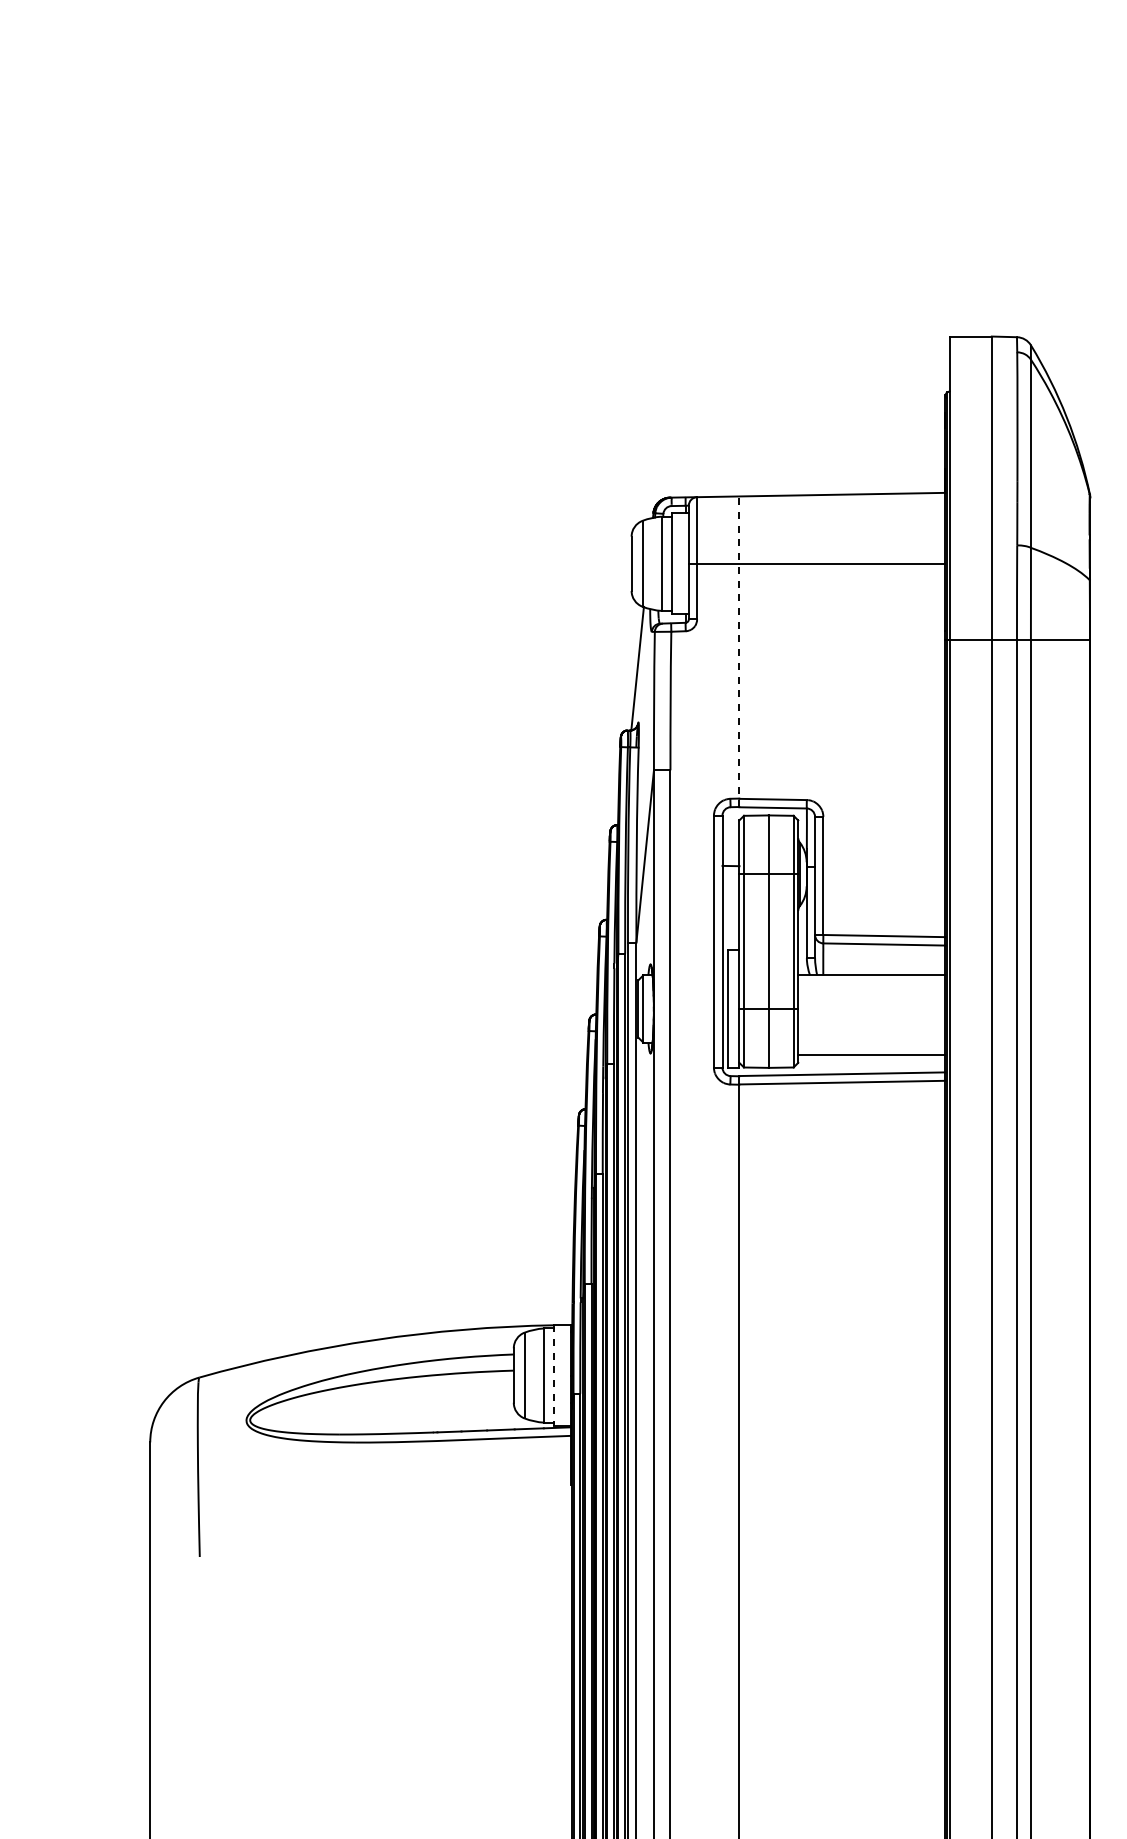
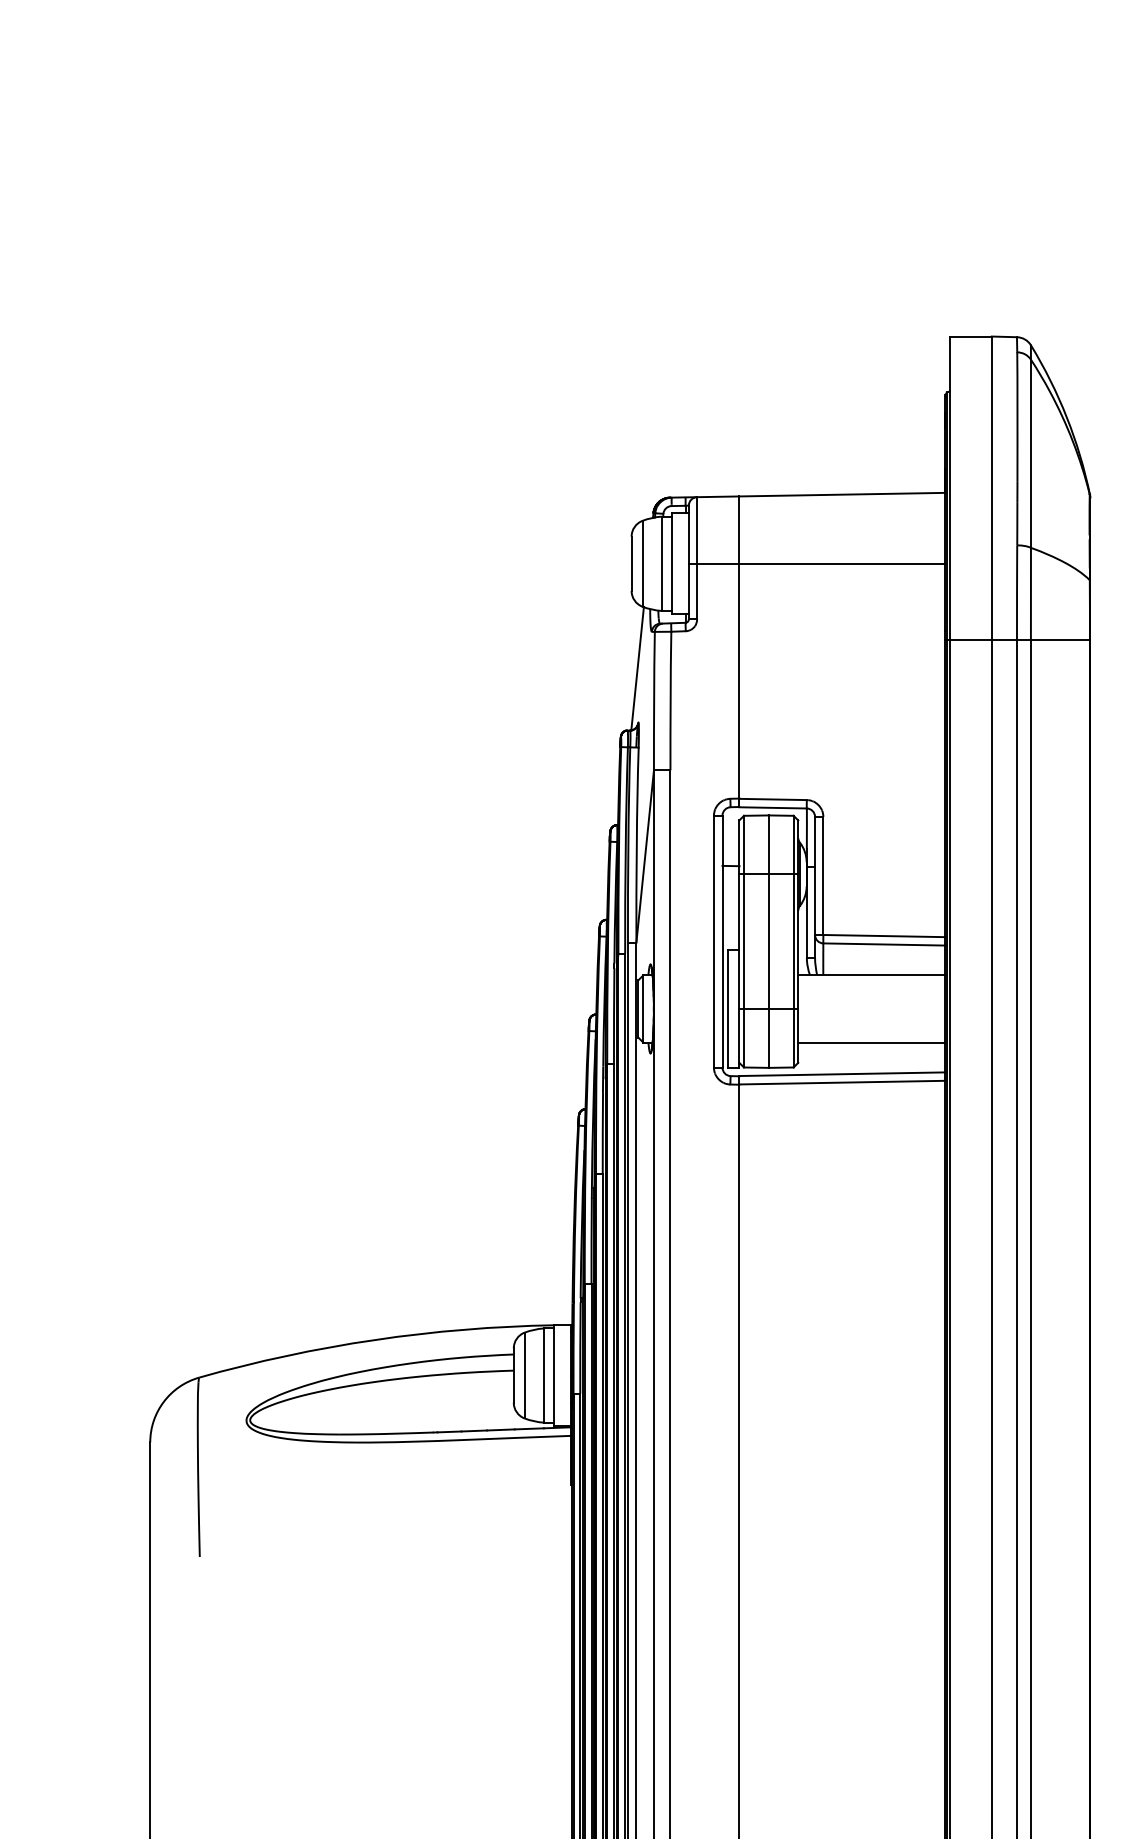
line: dashed -> solid (739, 651)
line position: (871, 1054) -> (871, 1042) (871, 1042)
line: dashed -> solid (554, 1376)
